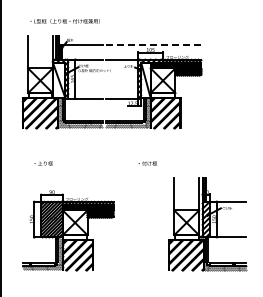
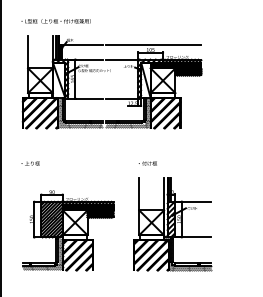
text position: (64, 21) -> (55, 21) (55, 21)
line: dashed -> solid (153, 45)
text position: (43, 163) -> (30, 163) (30, 163)
part position: (207, 224) -> (172, 224) (172, 224)
